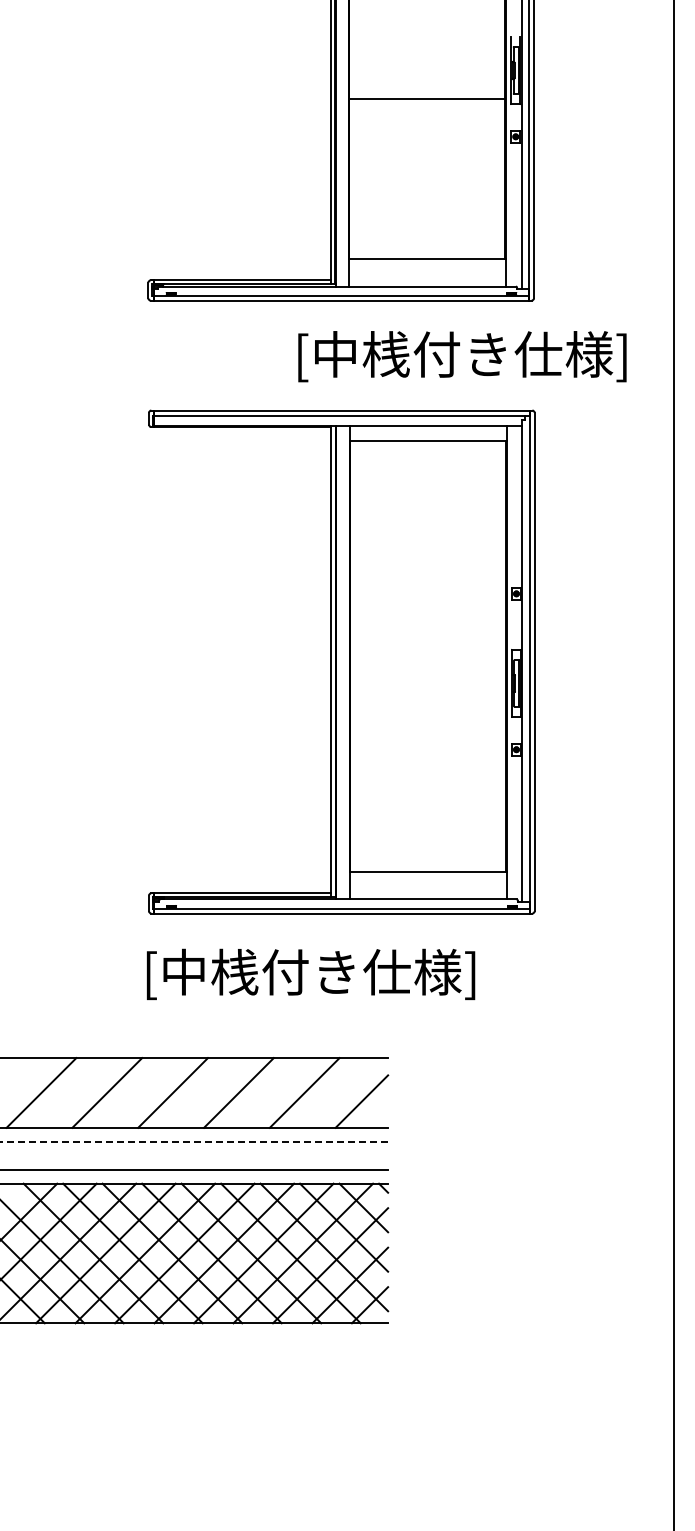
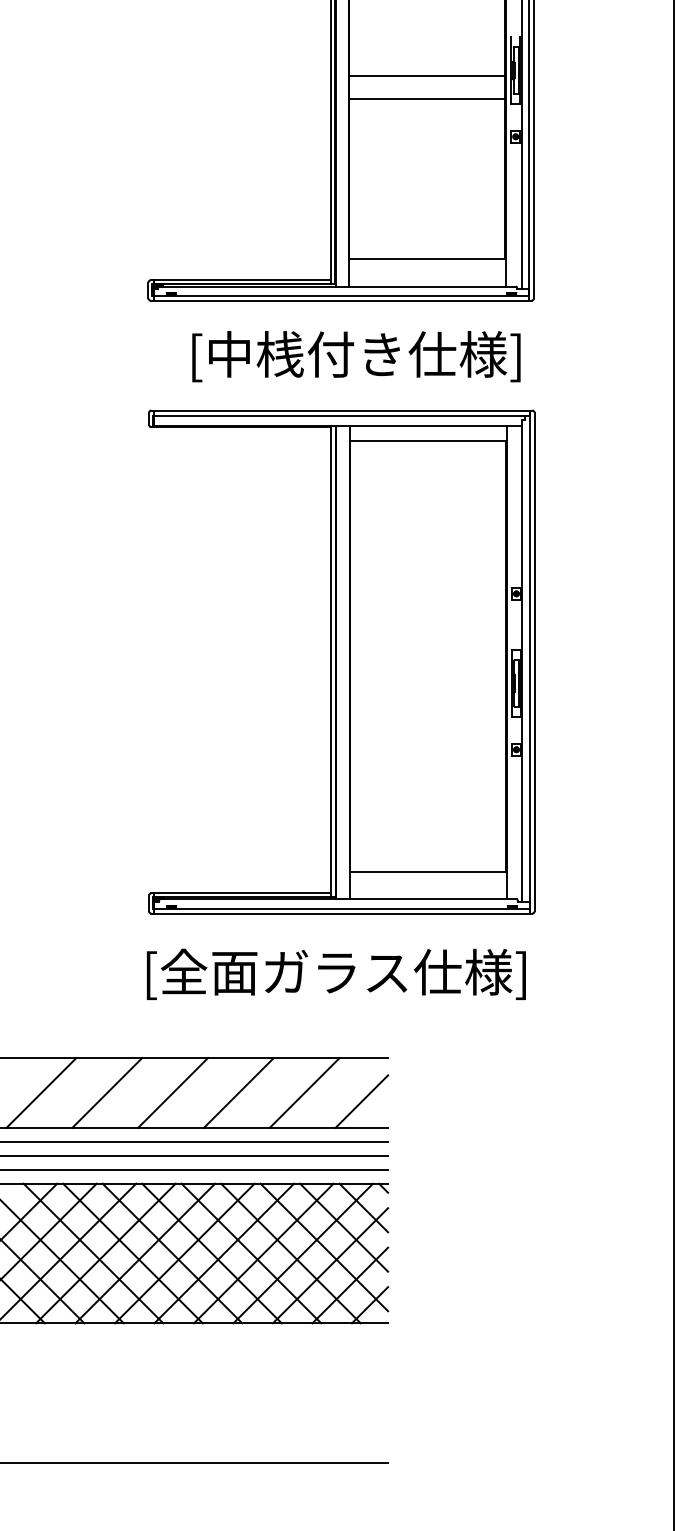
line: none -> present (427, 75)
text position: (462, 356) -> (356, 356) (356, 356)
text: [中桟付き仕様] -> [全面ガラス仕様] (342, 974)
line: dashed -> solid (194, 1141)
line: none -> present (195, 1155)
line: none -> present (195, 1462)
